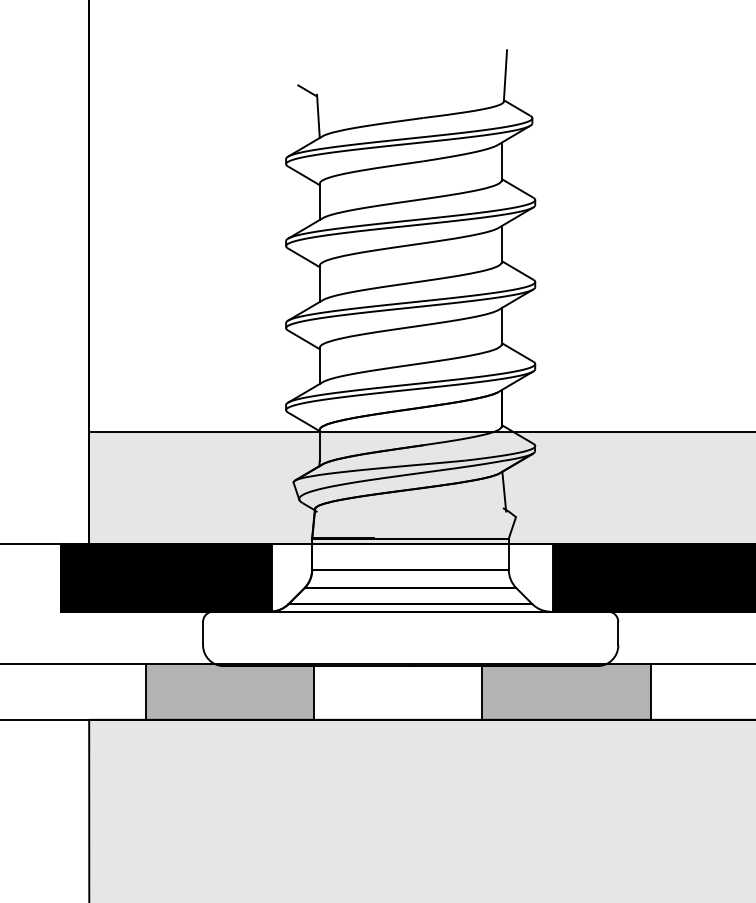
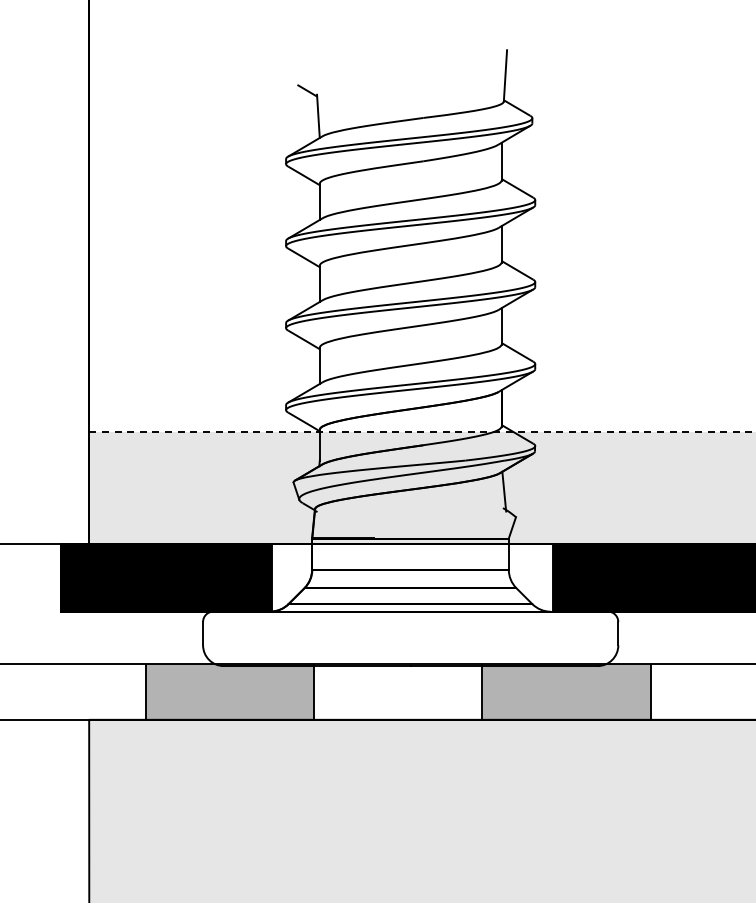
line: solid -> dashed (422, 432)
